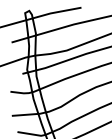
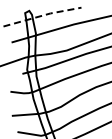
line: solid -> dashed (41, 15)
